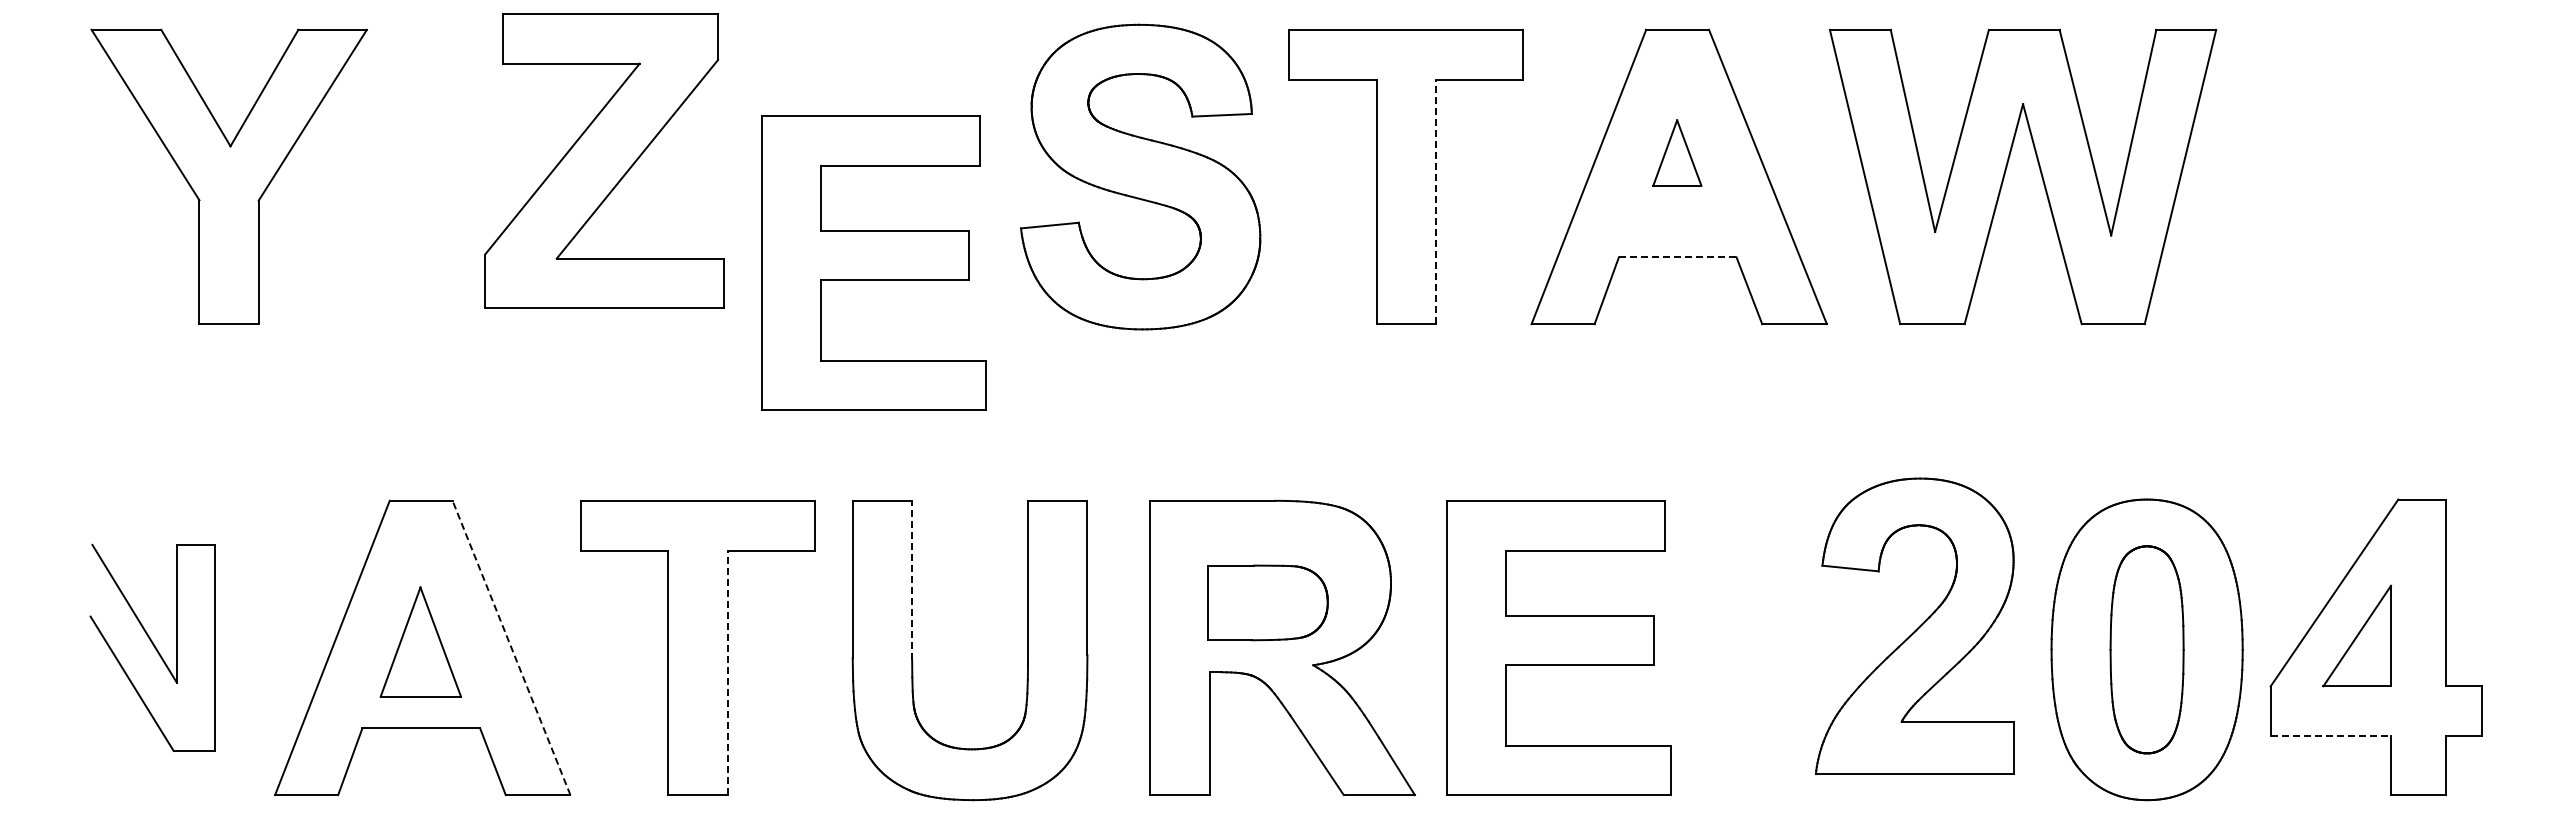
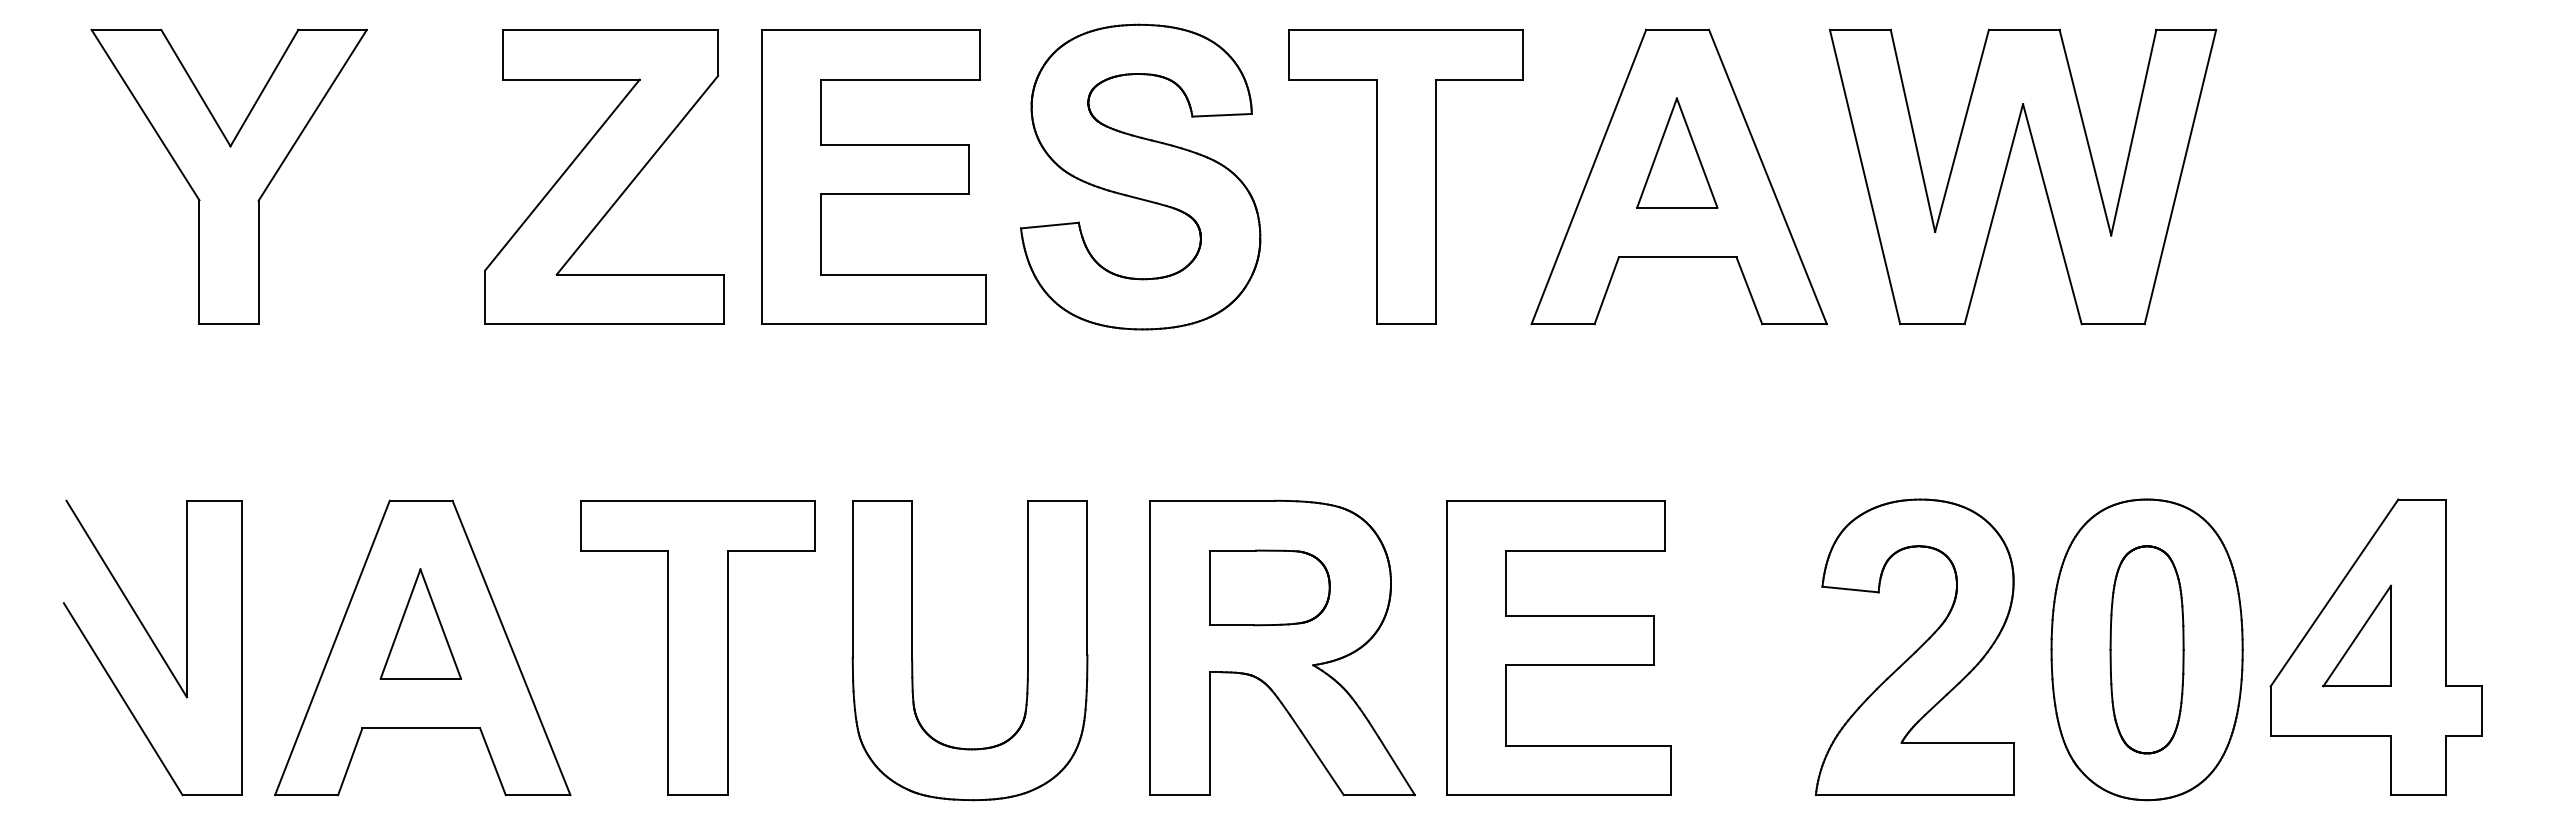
part size: 51x68 px -> 83x112 px (1677, 152)
part position: (604, 160) -> (604, 176) (604, 176)
line: dashed -> solid (1435, 201)
line: dashed -> solid (1677, 257)
part position: (873, 262) -> (873, 176) (873, 176)
line: dashed -> solid (912, 580)
part position: (1267, 602) -> (1269, 587) (1269, 587)
part position: (1914, 625) -> (1914, 646) (1914, 646)
part position: (420, 641) -> (420, 623) (420, 623)
part size: 127x209 px -> 180x298 px (152, 647)
line: dashed -> solid (511, 647)
line: dashed -> solid (727, 672)
line: dashed -> solid (2331, 735)
